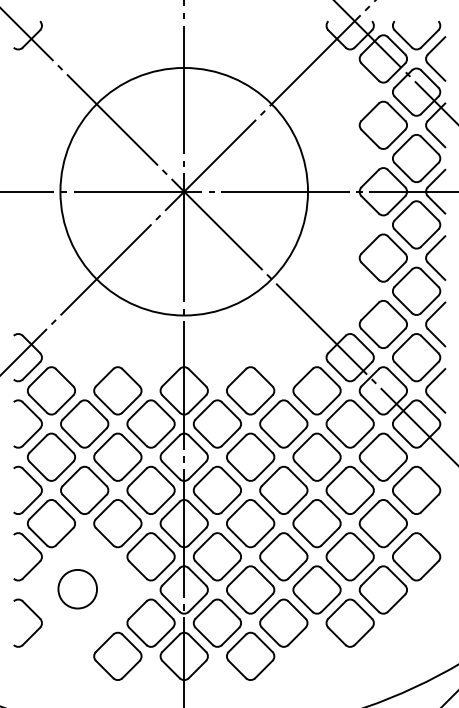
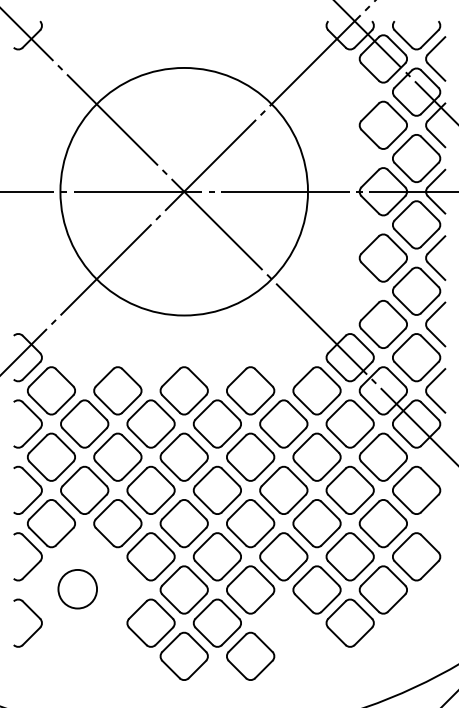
line: present -> none (184, 353)
part: present -> none (283, 622)
part: present -> none (117, 655)
